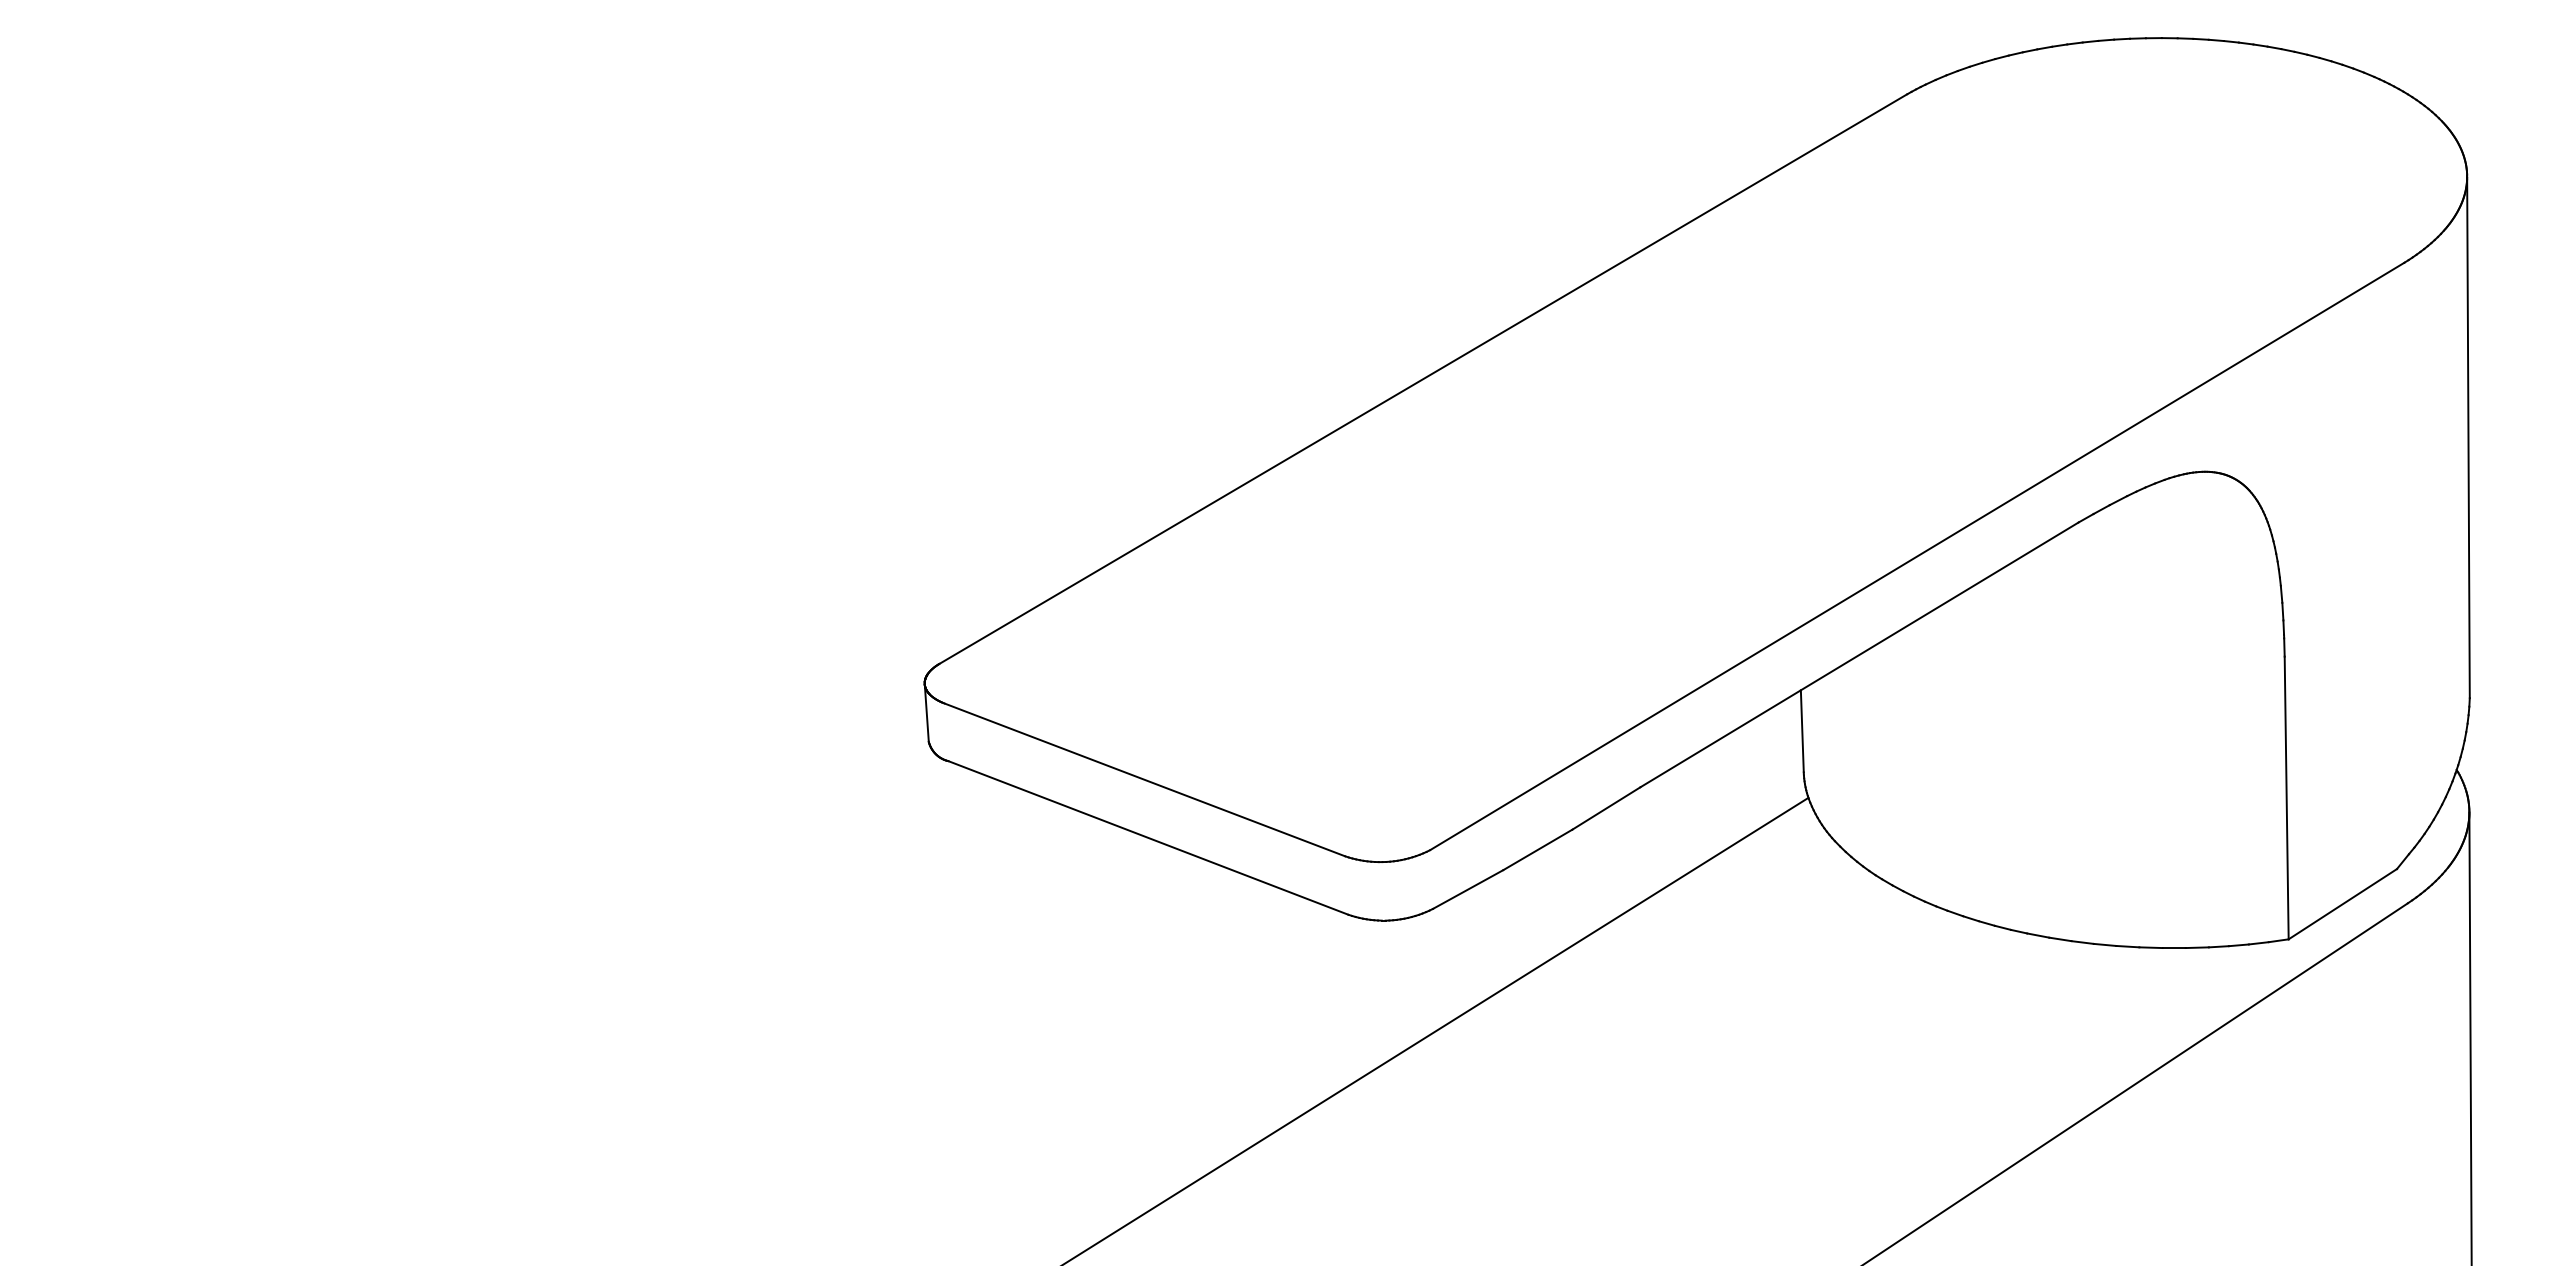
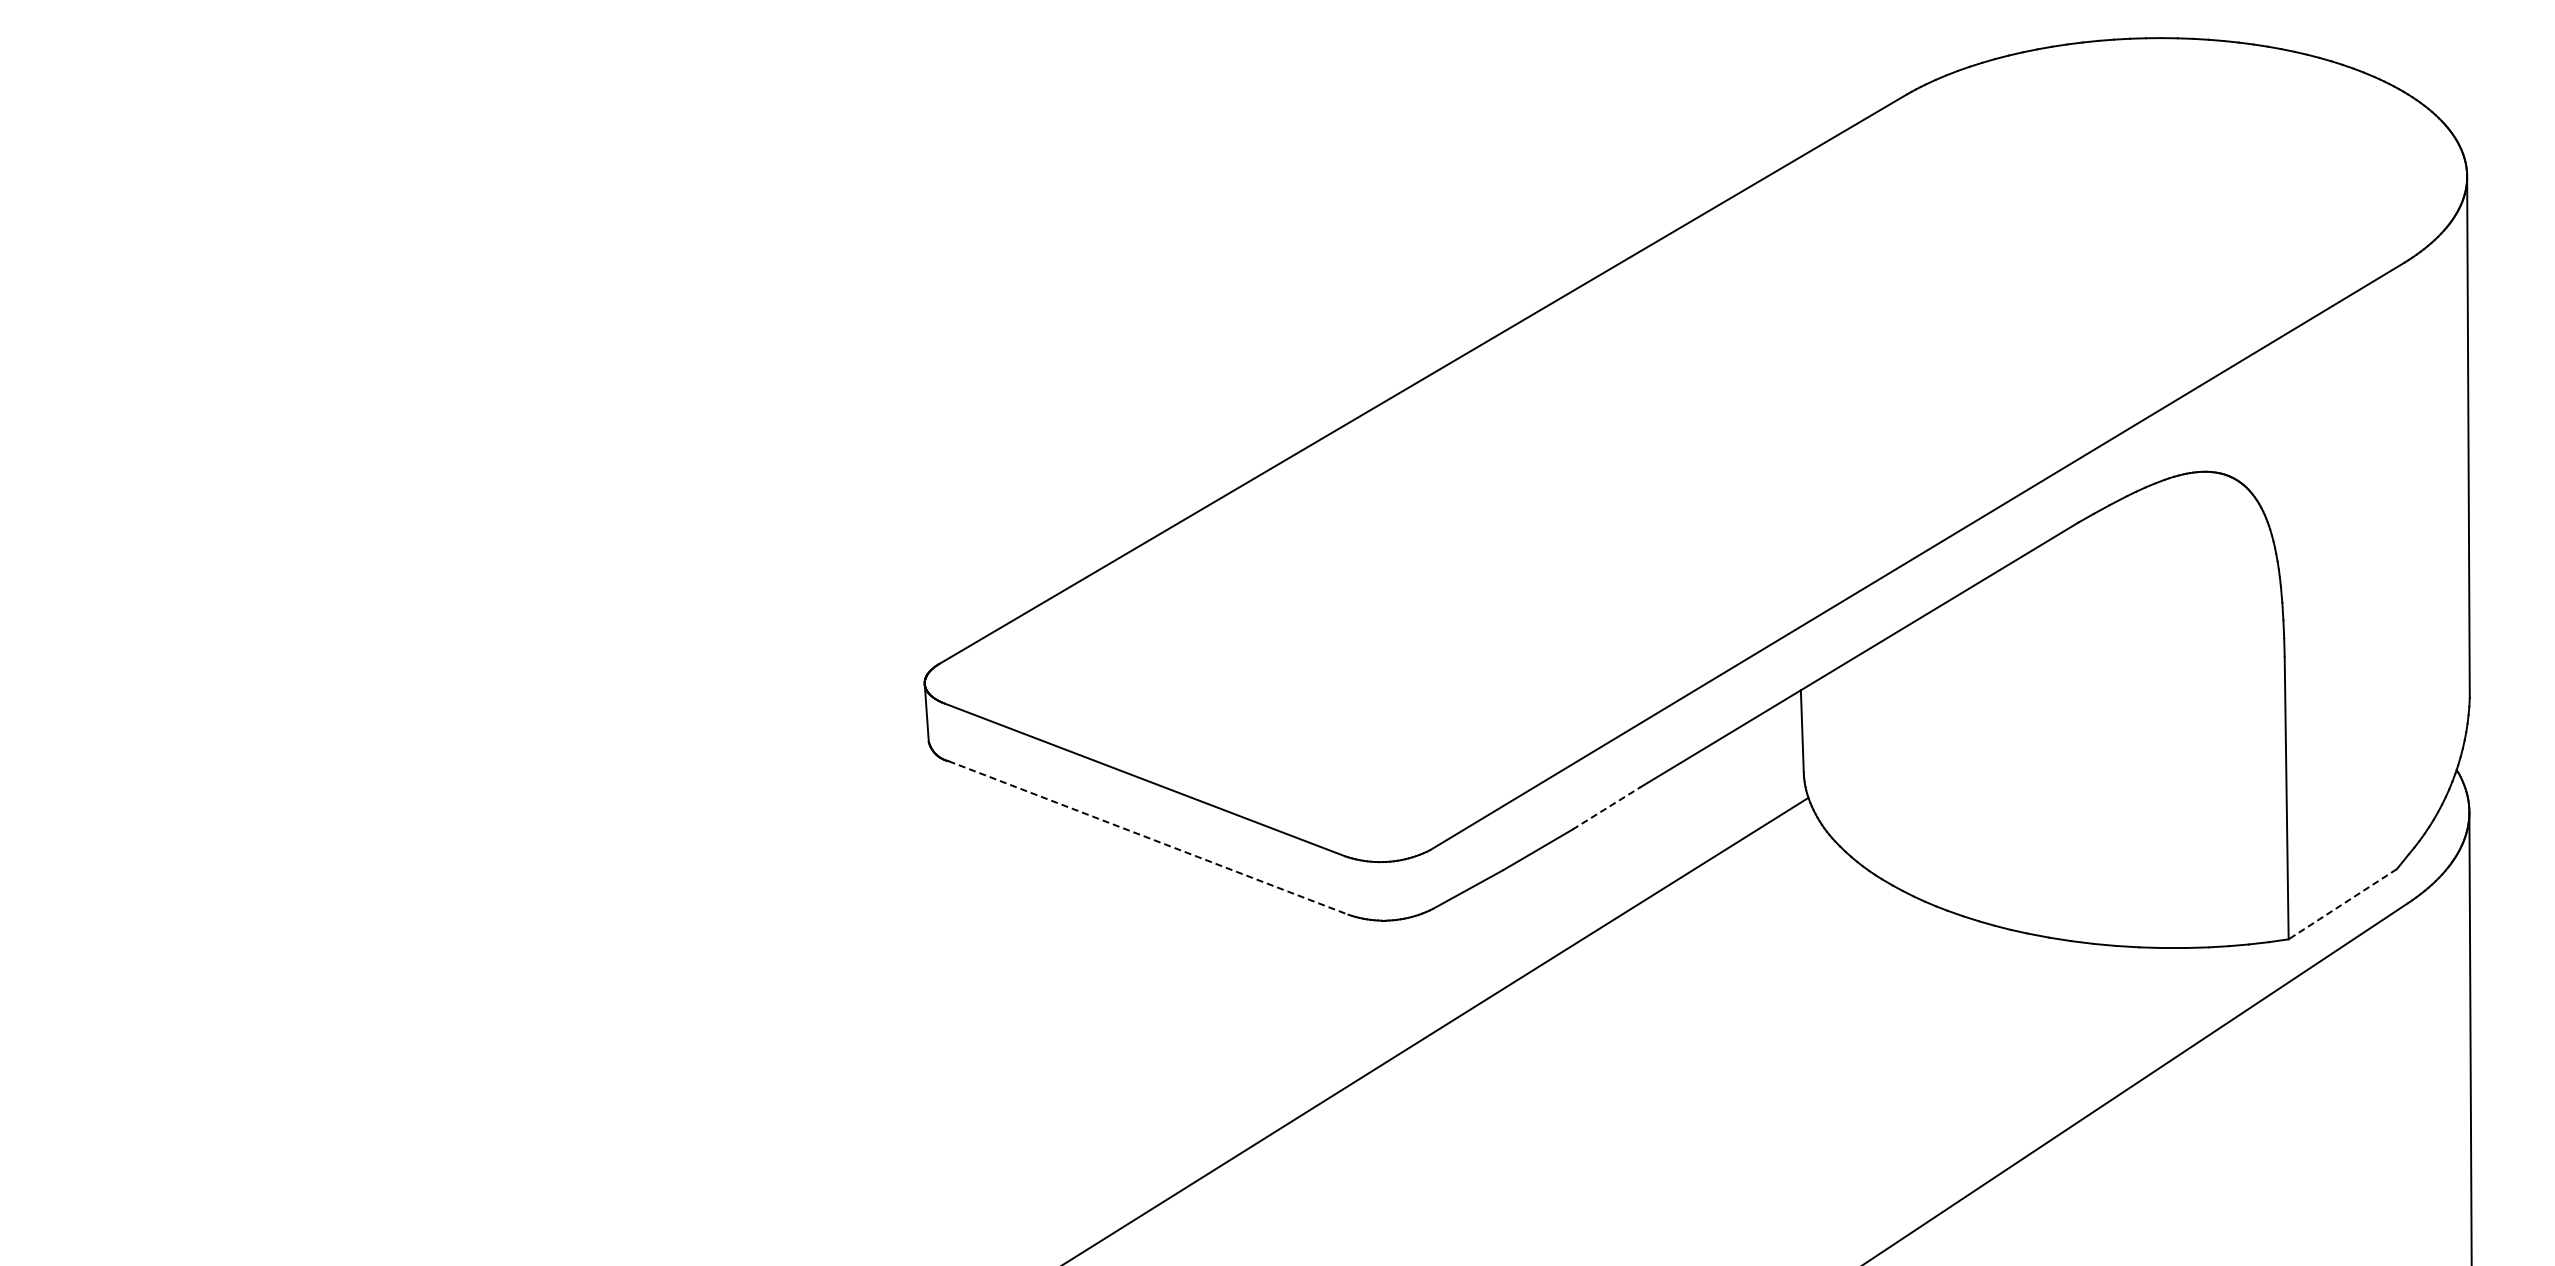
line: solid -> dashed (1606, 808)
line: solid -> dashed (1148, 838)
line: solid -> dashed (2342, 904)
